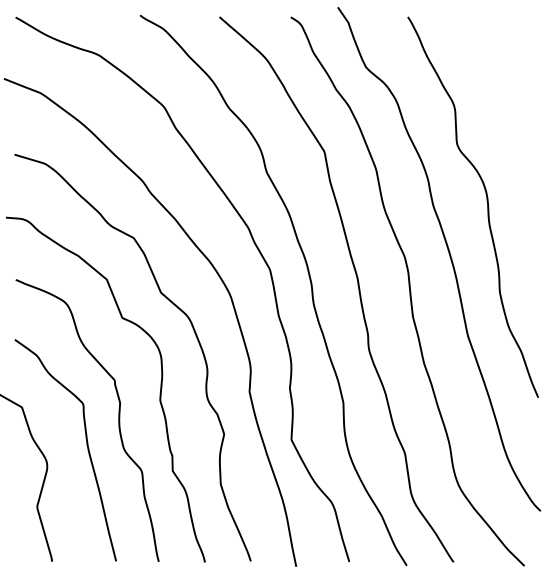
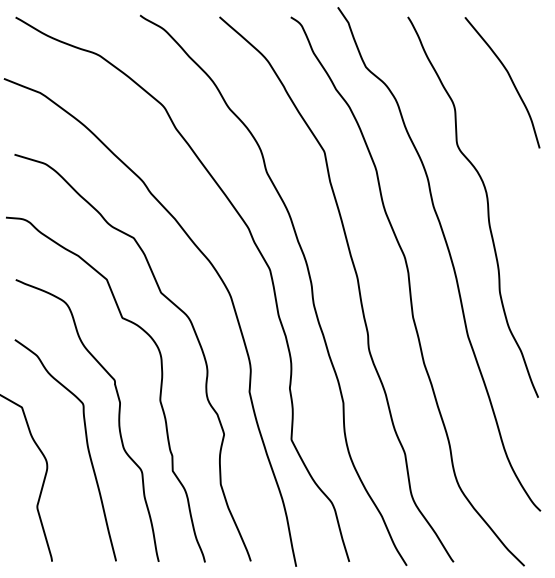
curve: none -> present (510, 80)
